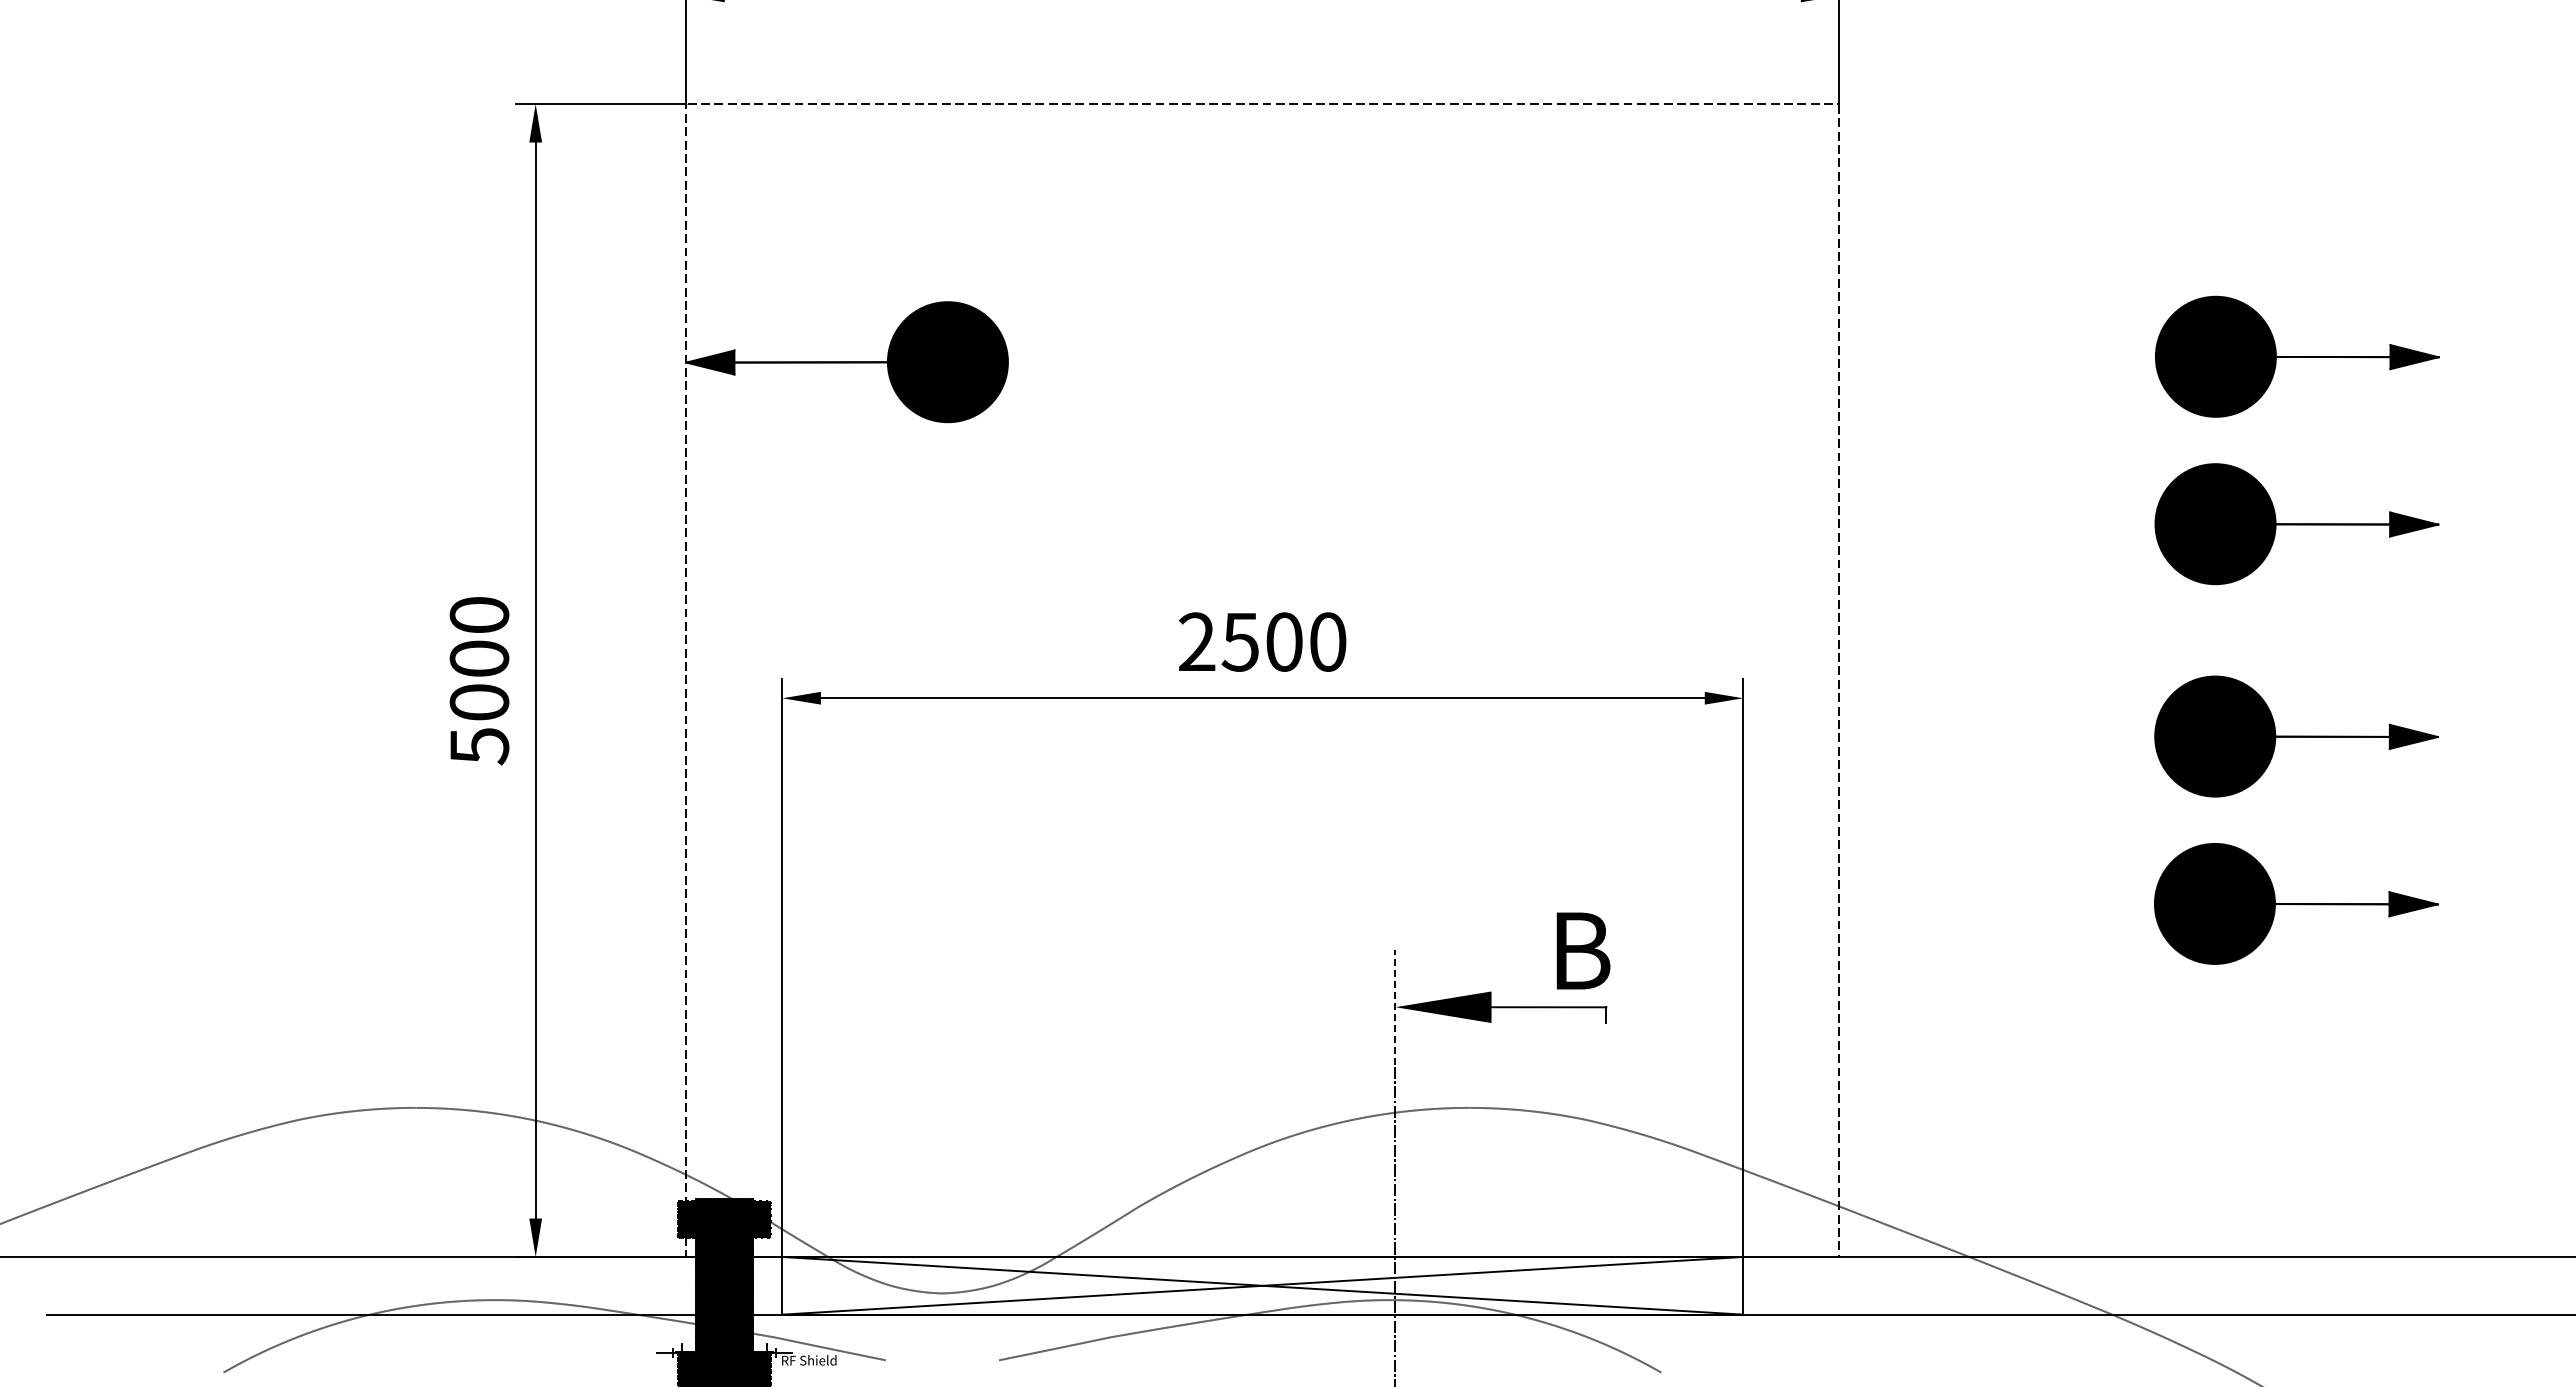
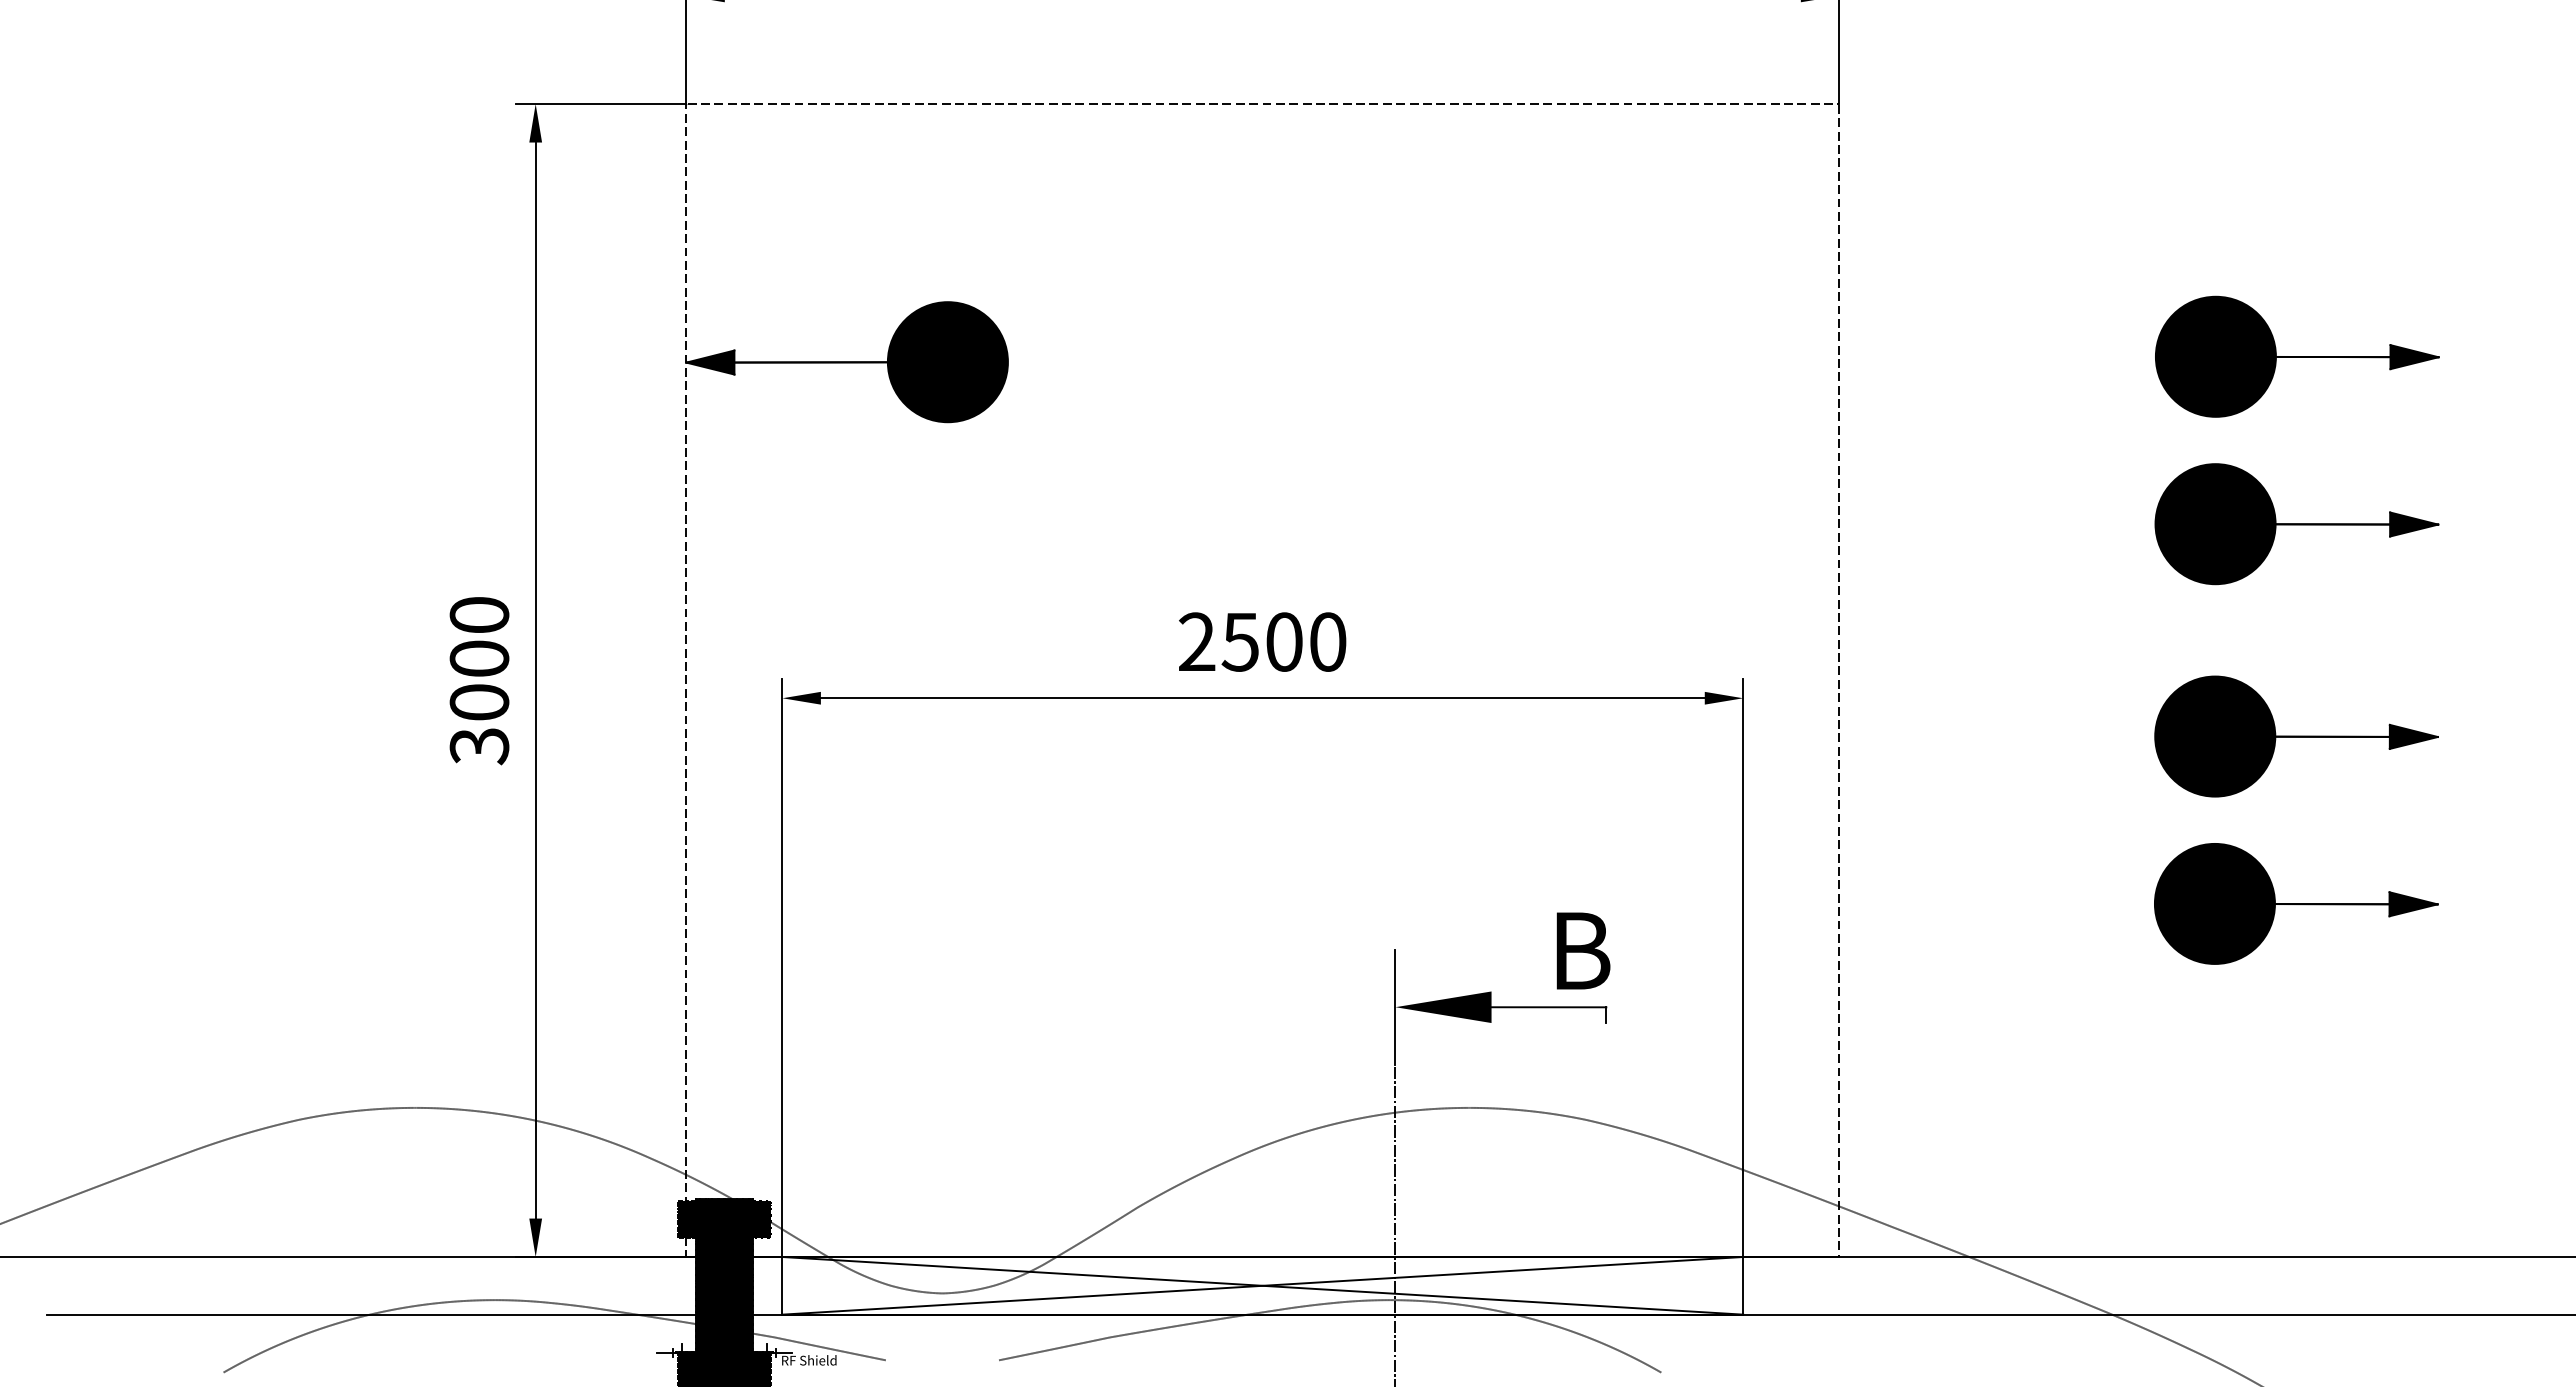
text: 5000 -> 3000 (478, 746)
line: dashed -> solid (1395, 1007)
